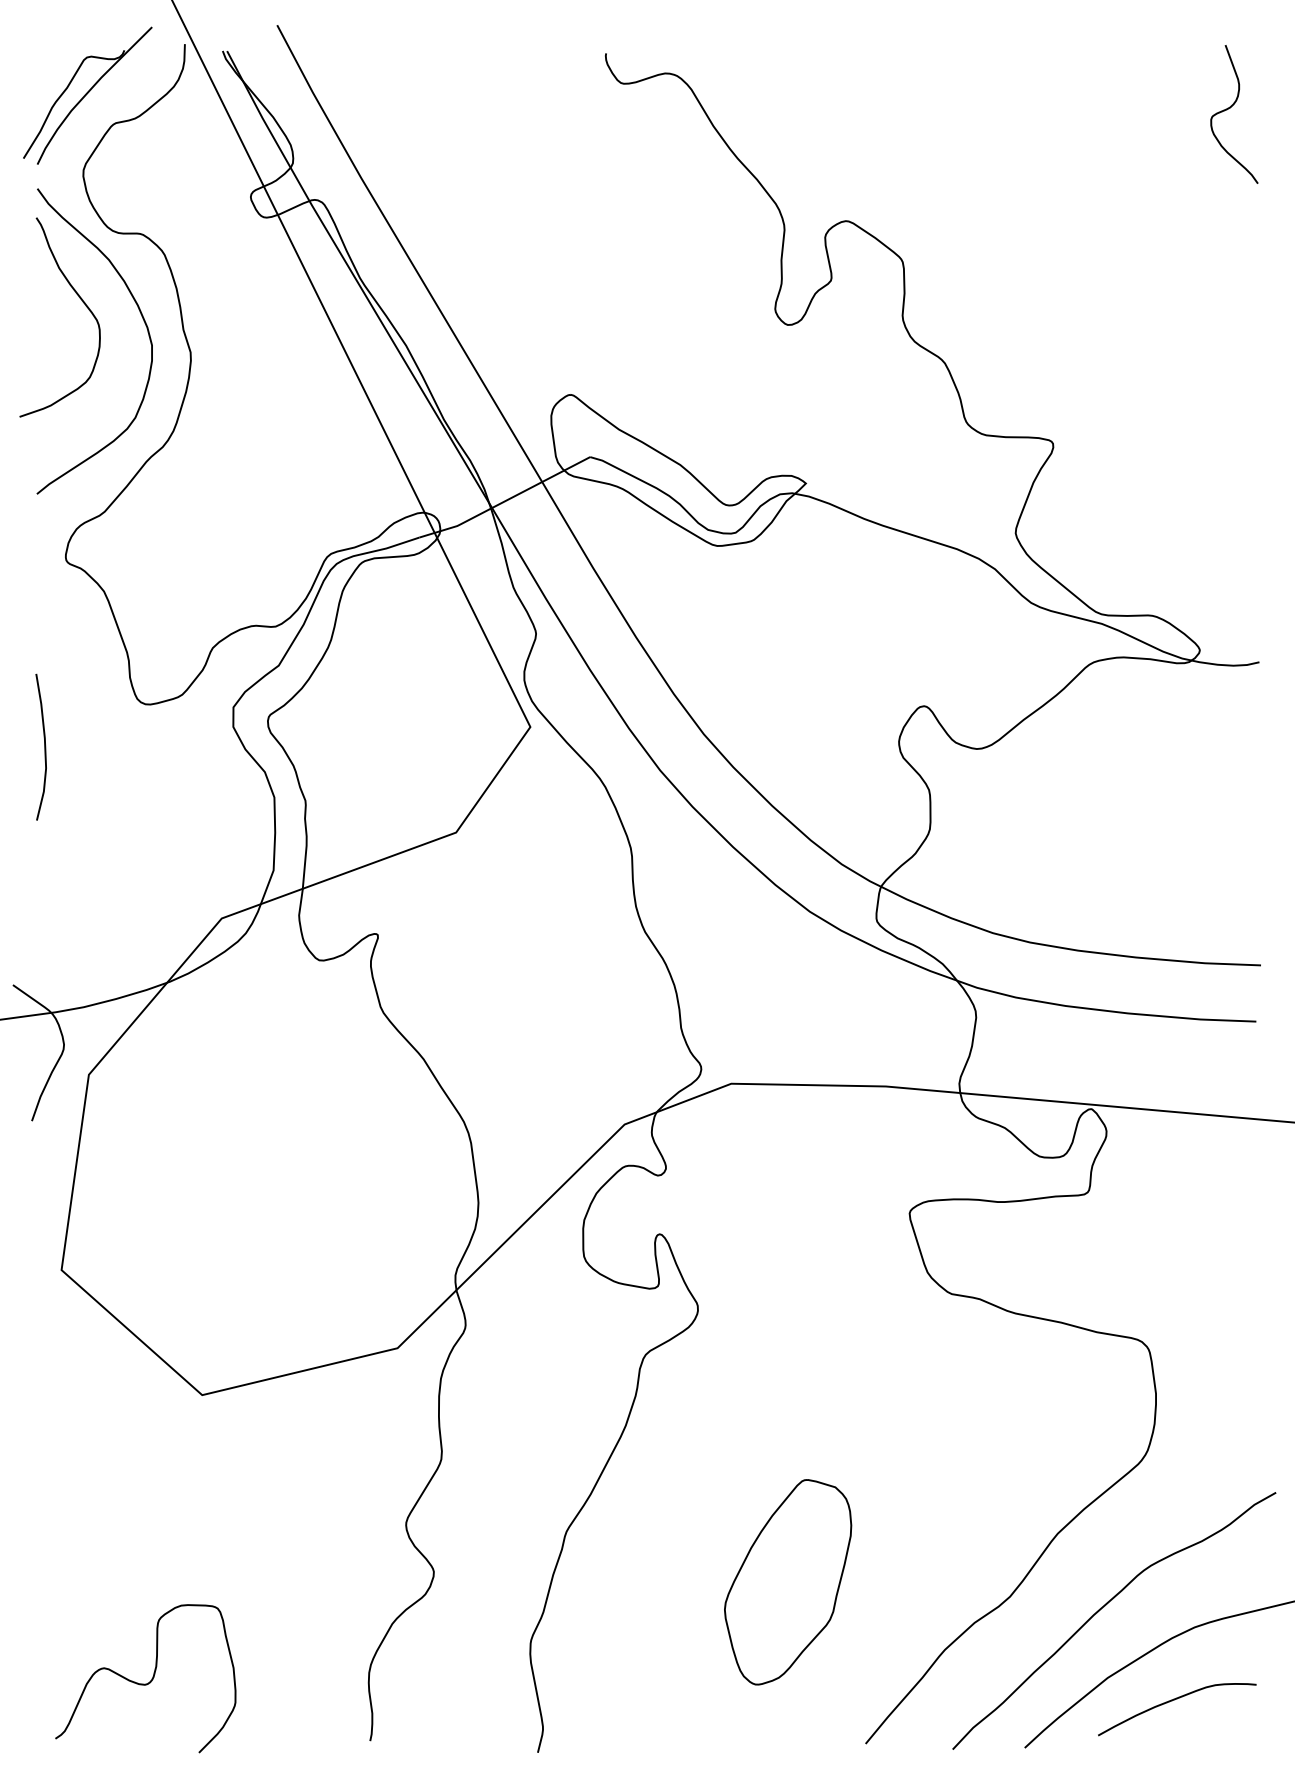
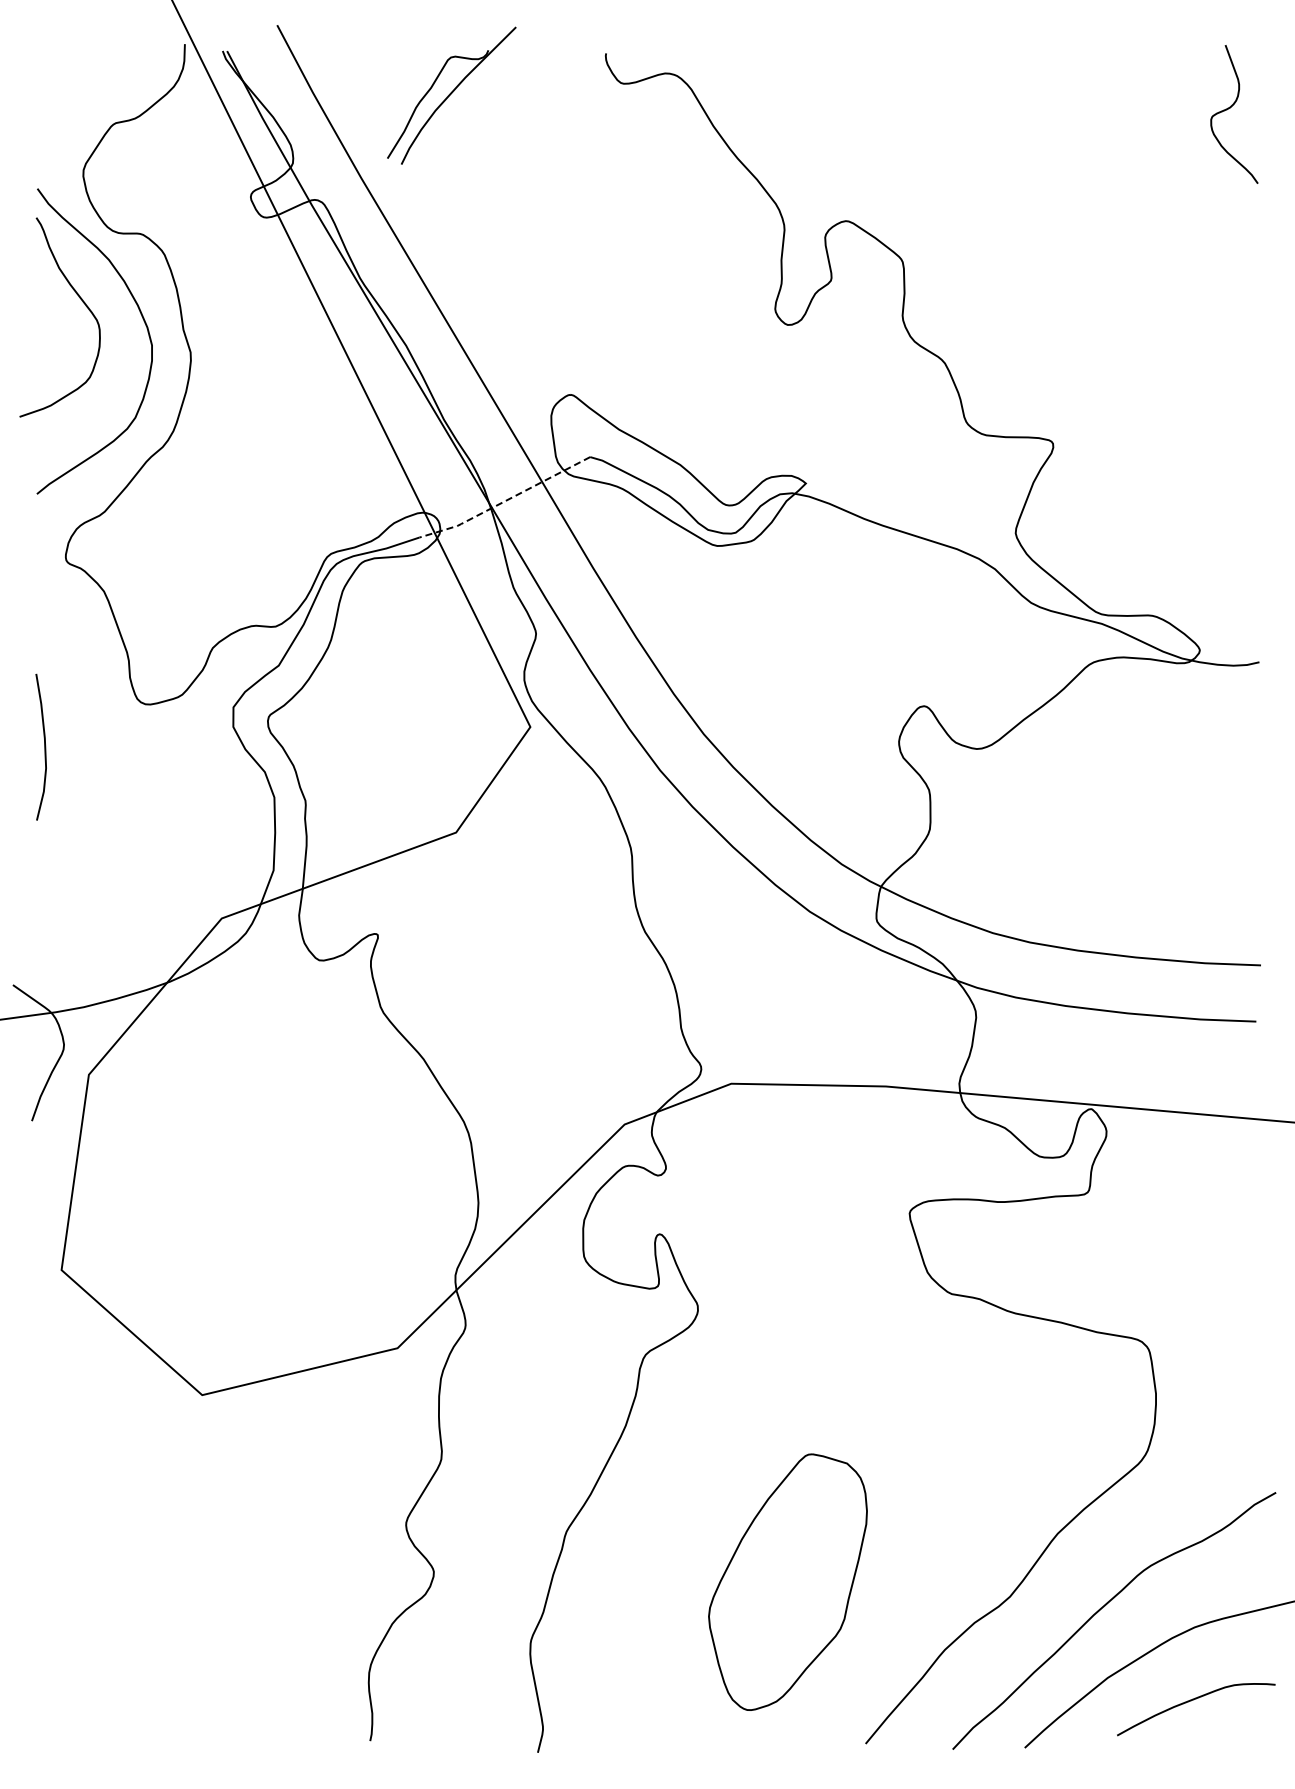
part position: (87, 95) -> (451, 95) (451, 95)
line: solid -> dashed (504, 501)
part size: 129x207 px -> 160x258 px (787, 1581)
curve: present -> none (149, 1681)
curve position: (1172, 1701) -> (1191, 1701) (1191, 1701)
